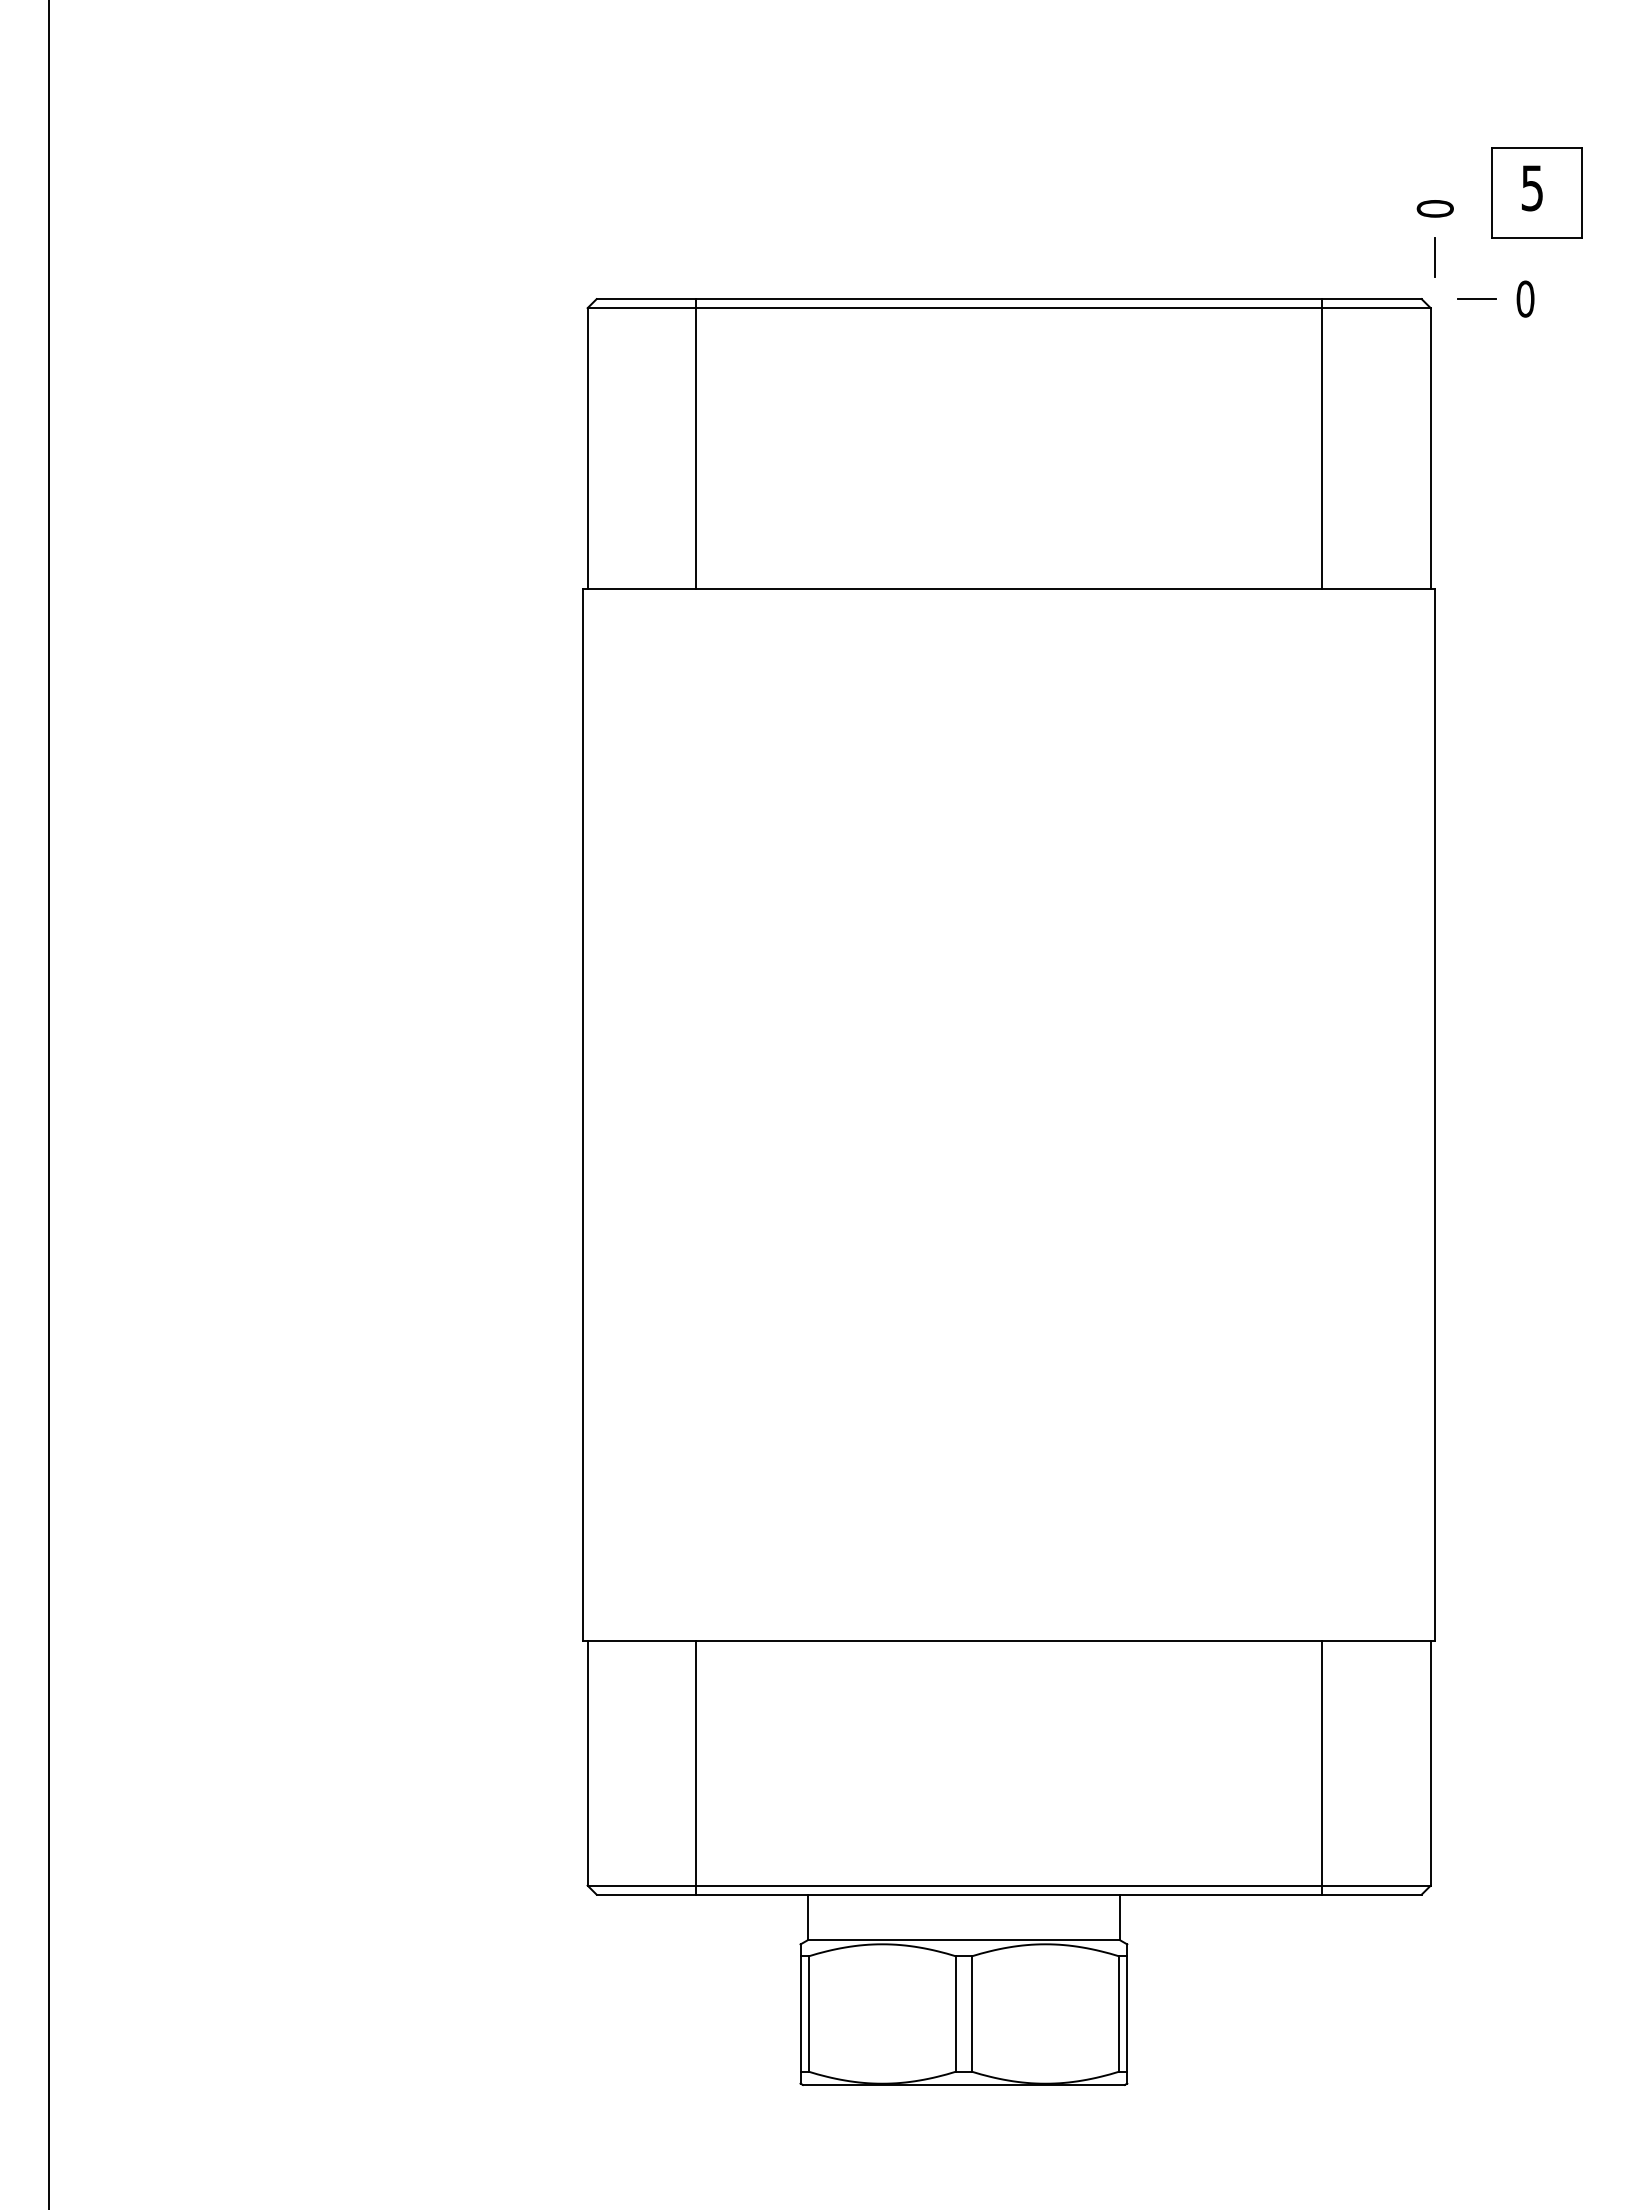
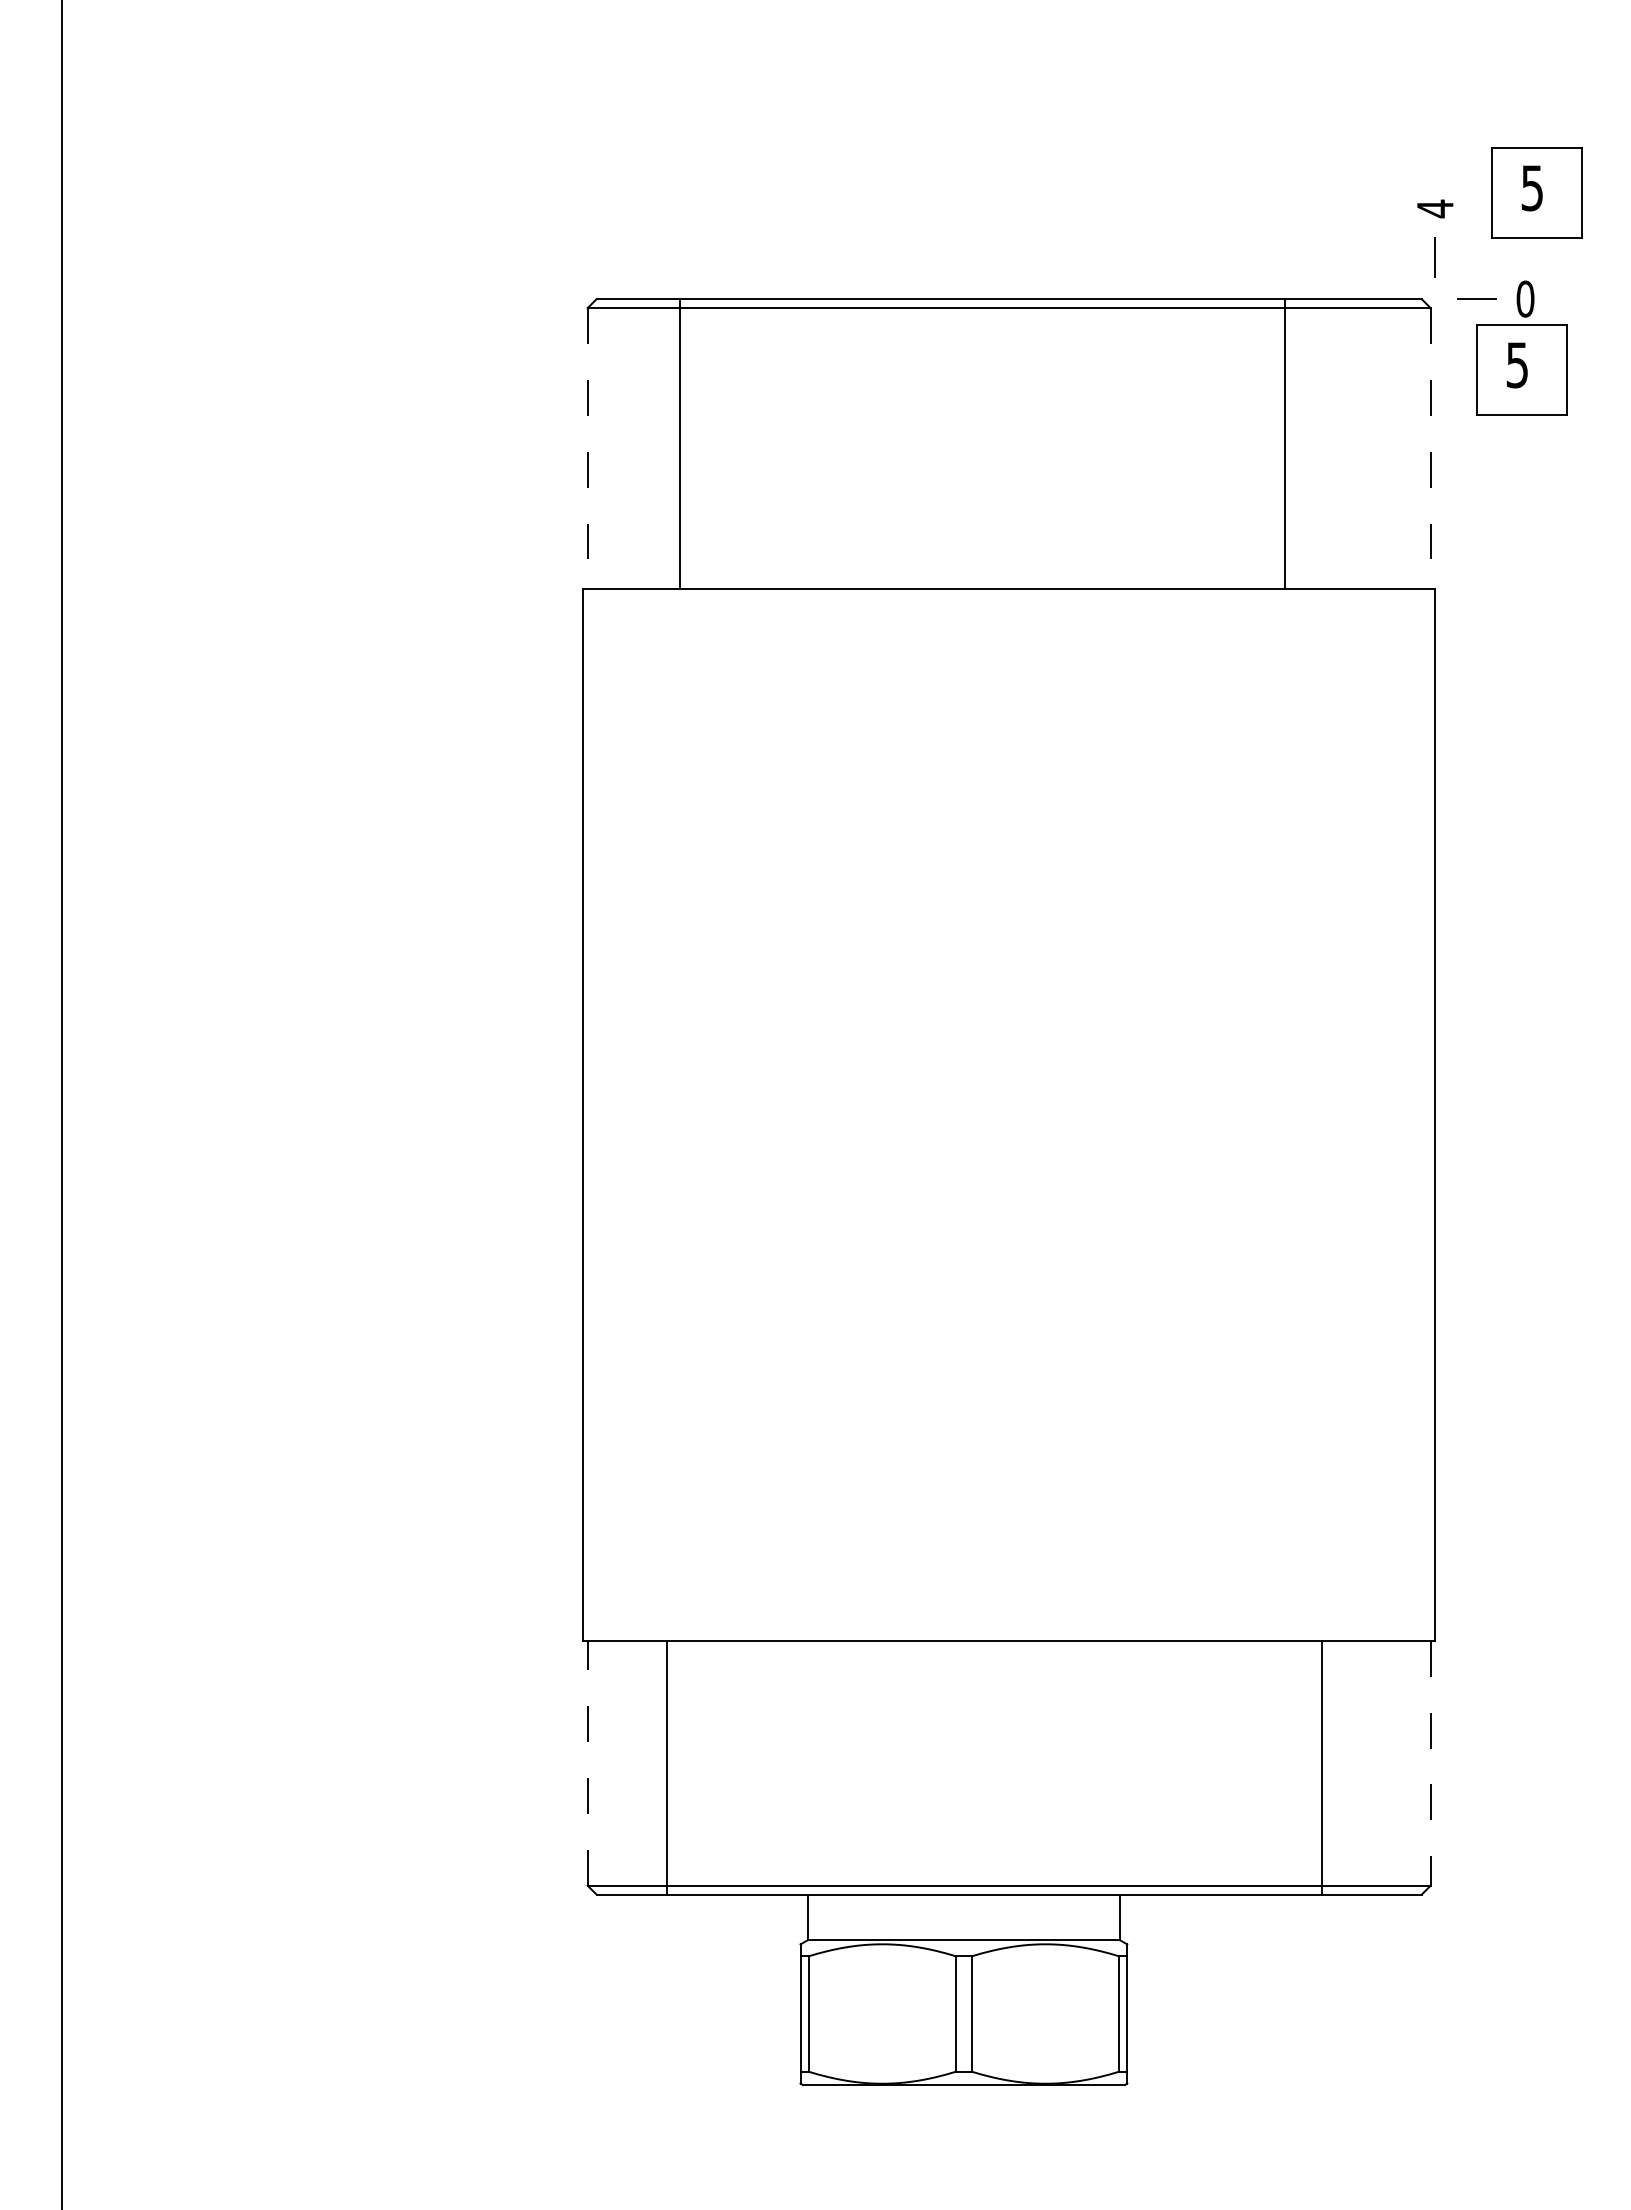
text: 0 -> 4 (1434, 208)
part: none -> present (1521, 369)
line position: (696, 444) -> (680, 444) (680, 444)
line position: (1321, 444) -> (1284, 444) (1284, 444)
line: solid -> dashed (587, 448)
line: solid -> dashed (1430, 448)
line position: (48, 1104) -> (61, 1104) (61, 1104)
line: solid -> dashed (587, 1762)
line: solid -> dashed (1430, 1763)
line position: (696, 1767) -> (667, 1767) (667, 1767)
